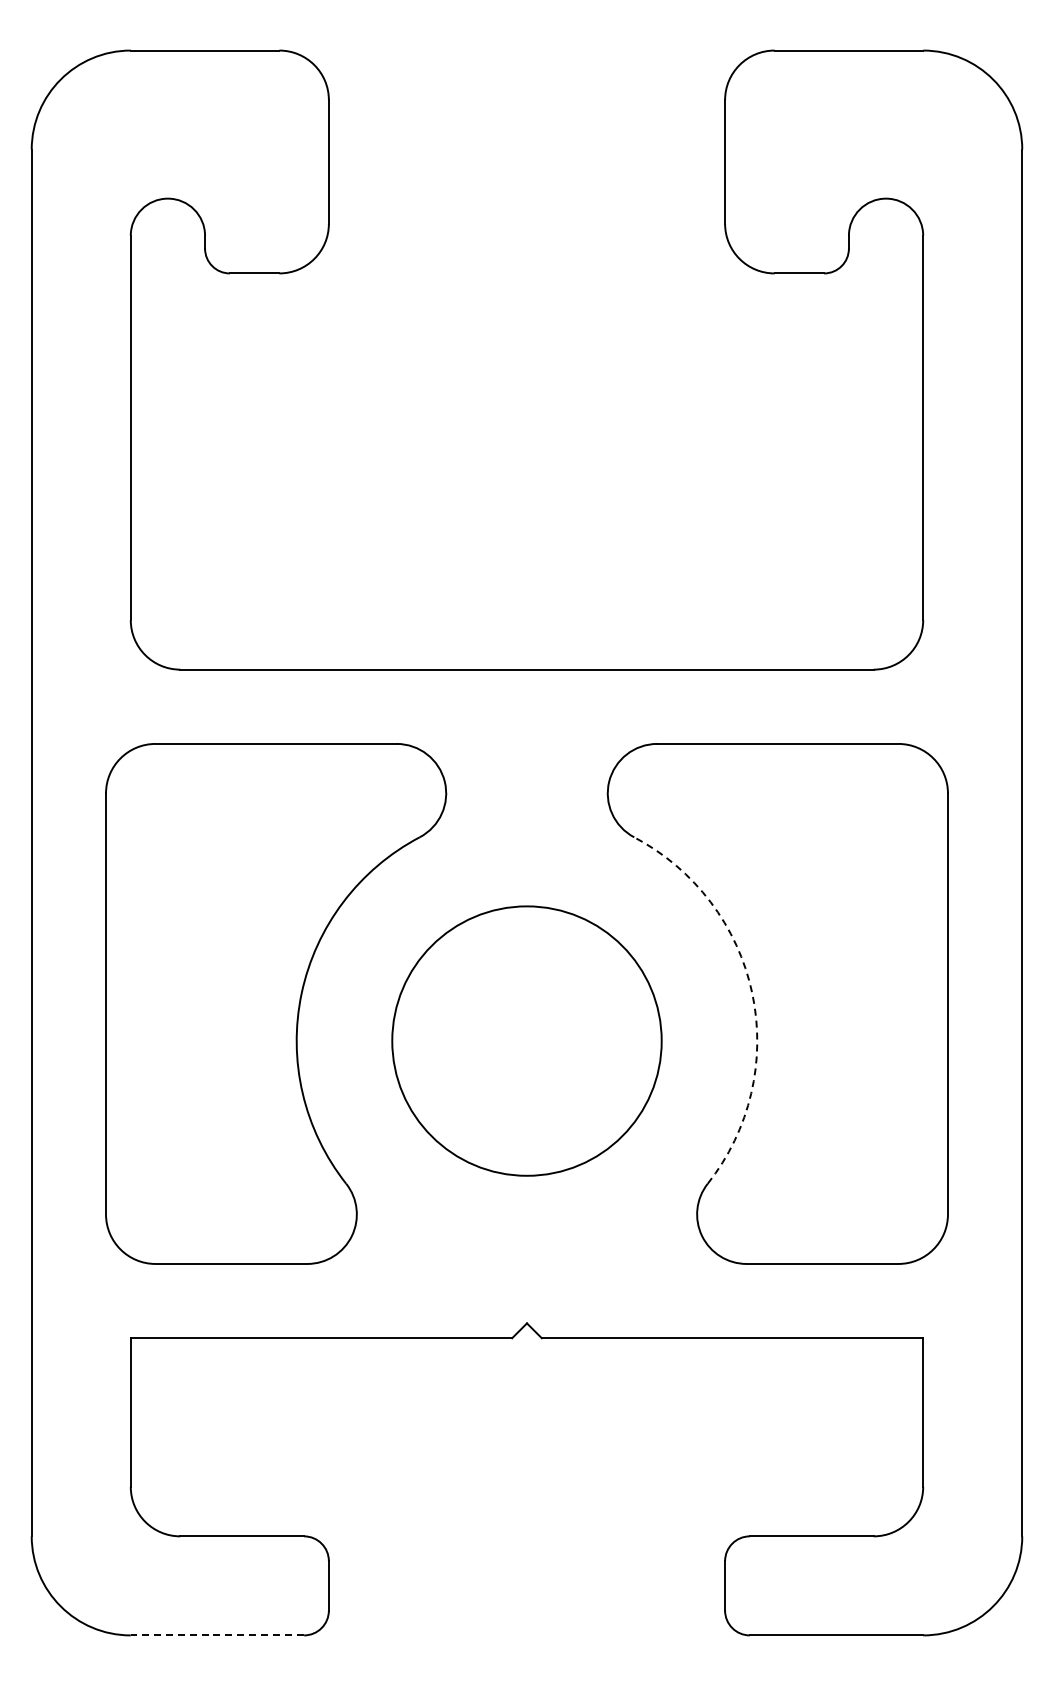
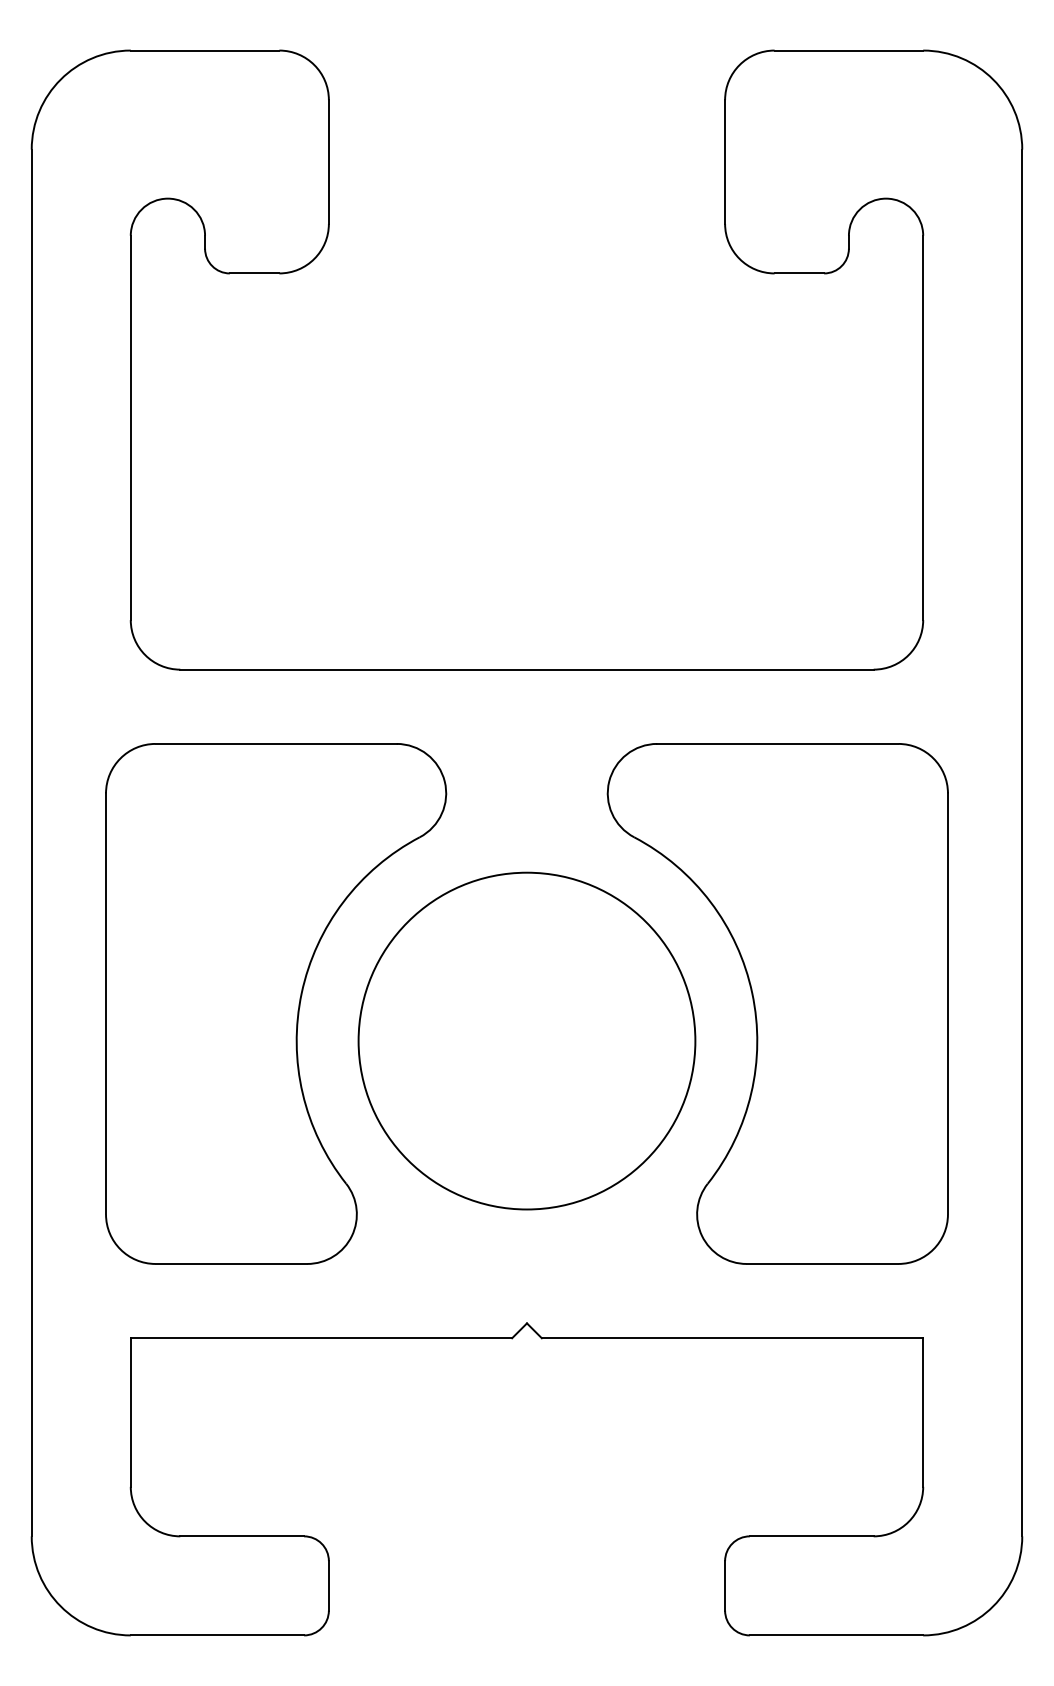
arc: dashed -> solid (752, 993)
circle diameter: 269 px -> 337 px (526, 1040)
line: dashed -> solid (217, 1635)
